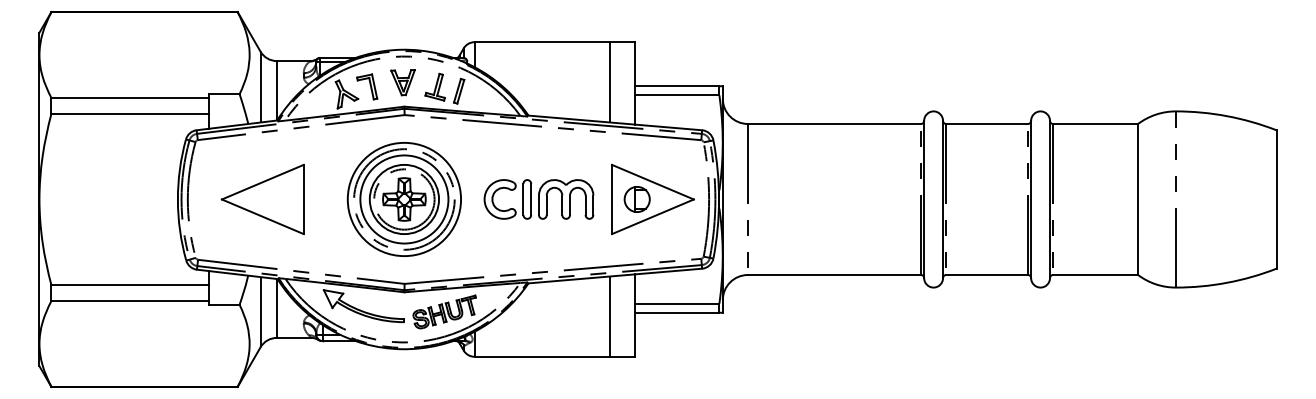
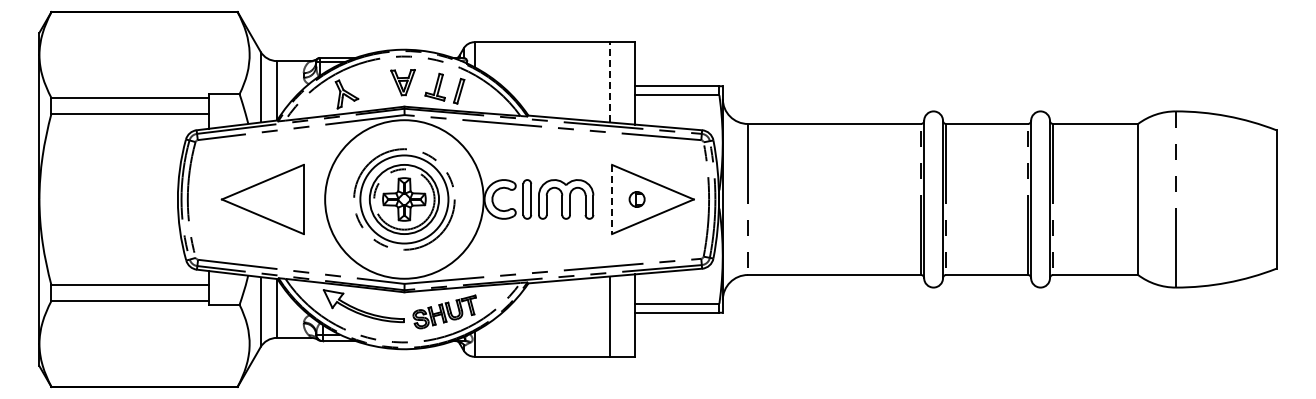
line: solid -> dashed (609, 81)
part: present -> none (367, 86)
circle diameter: 113 px -> 159 px (404, 199)
line: solid -> dashed (612, 199)
part size: 28x27 px -> 18x17 px (636, 199)
